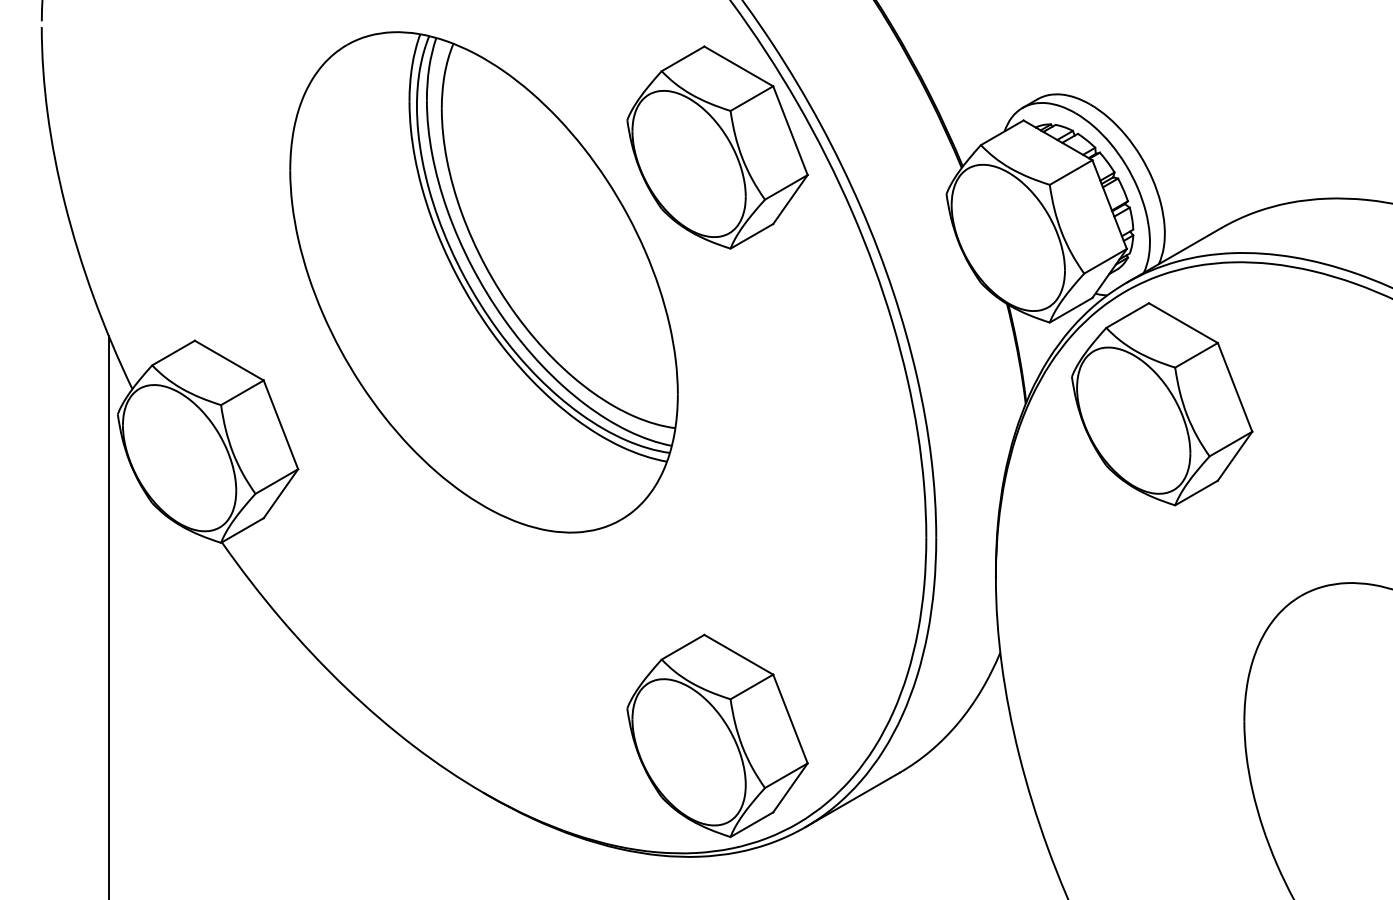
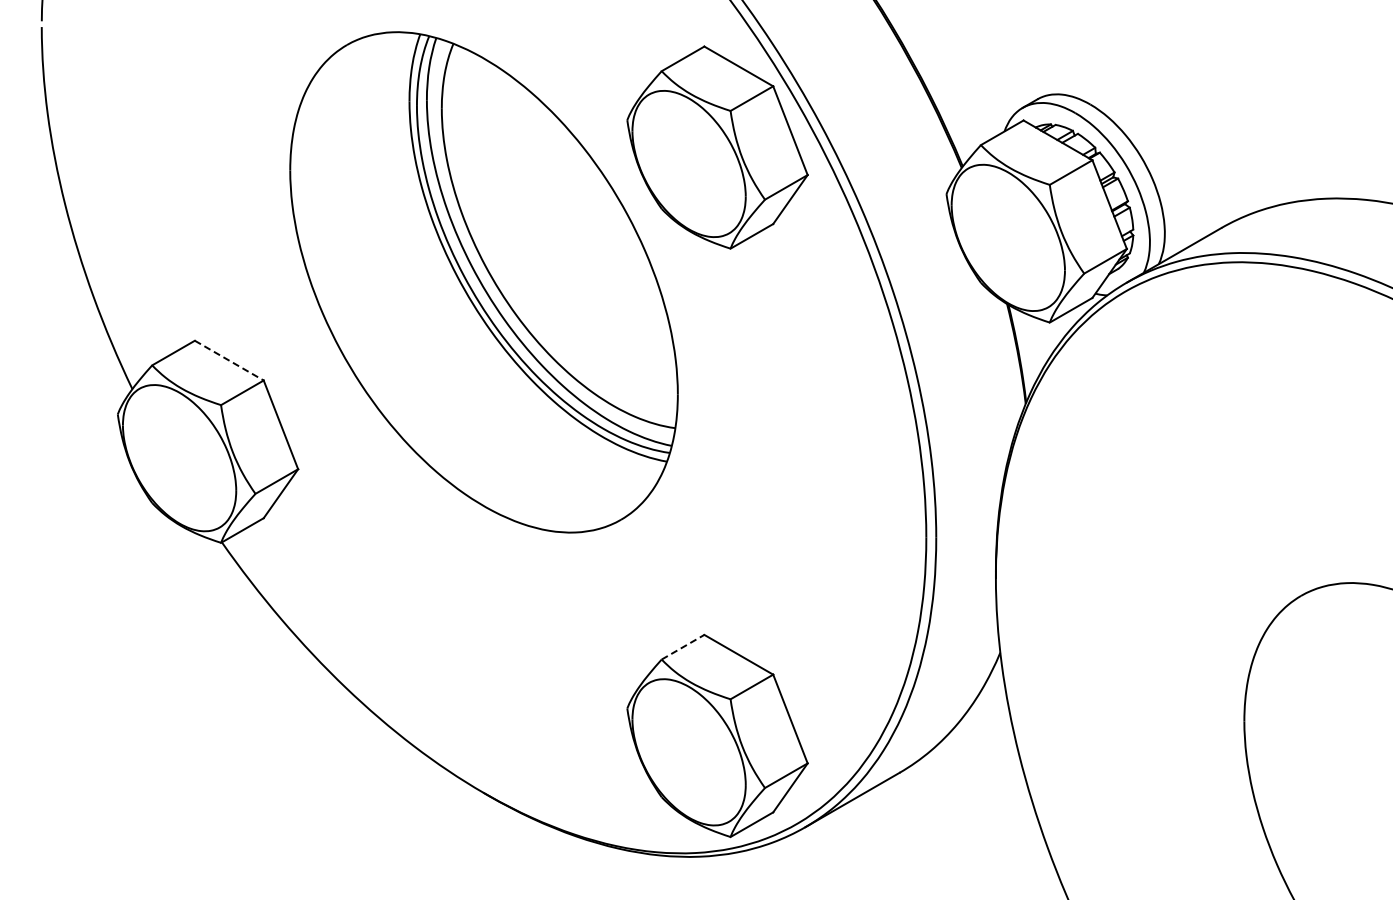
line: solid -> dashed (229, 360)
part: present -> none (1162, 404)
line: present -> none (108, 616)
line: solid -> dashed (683, 647)
